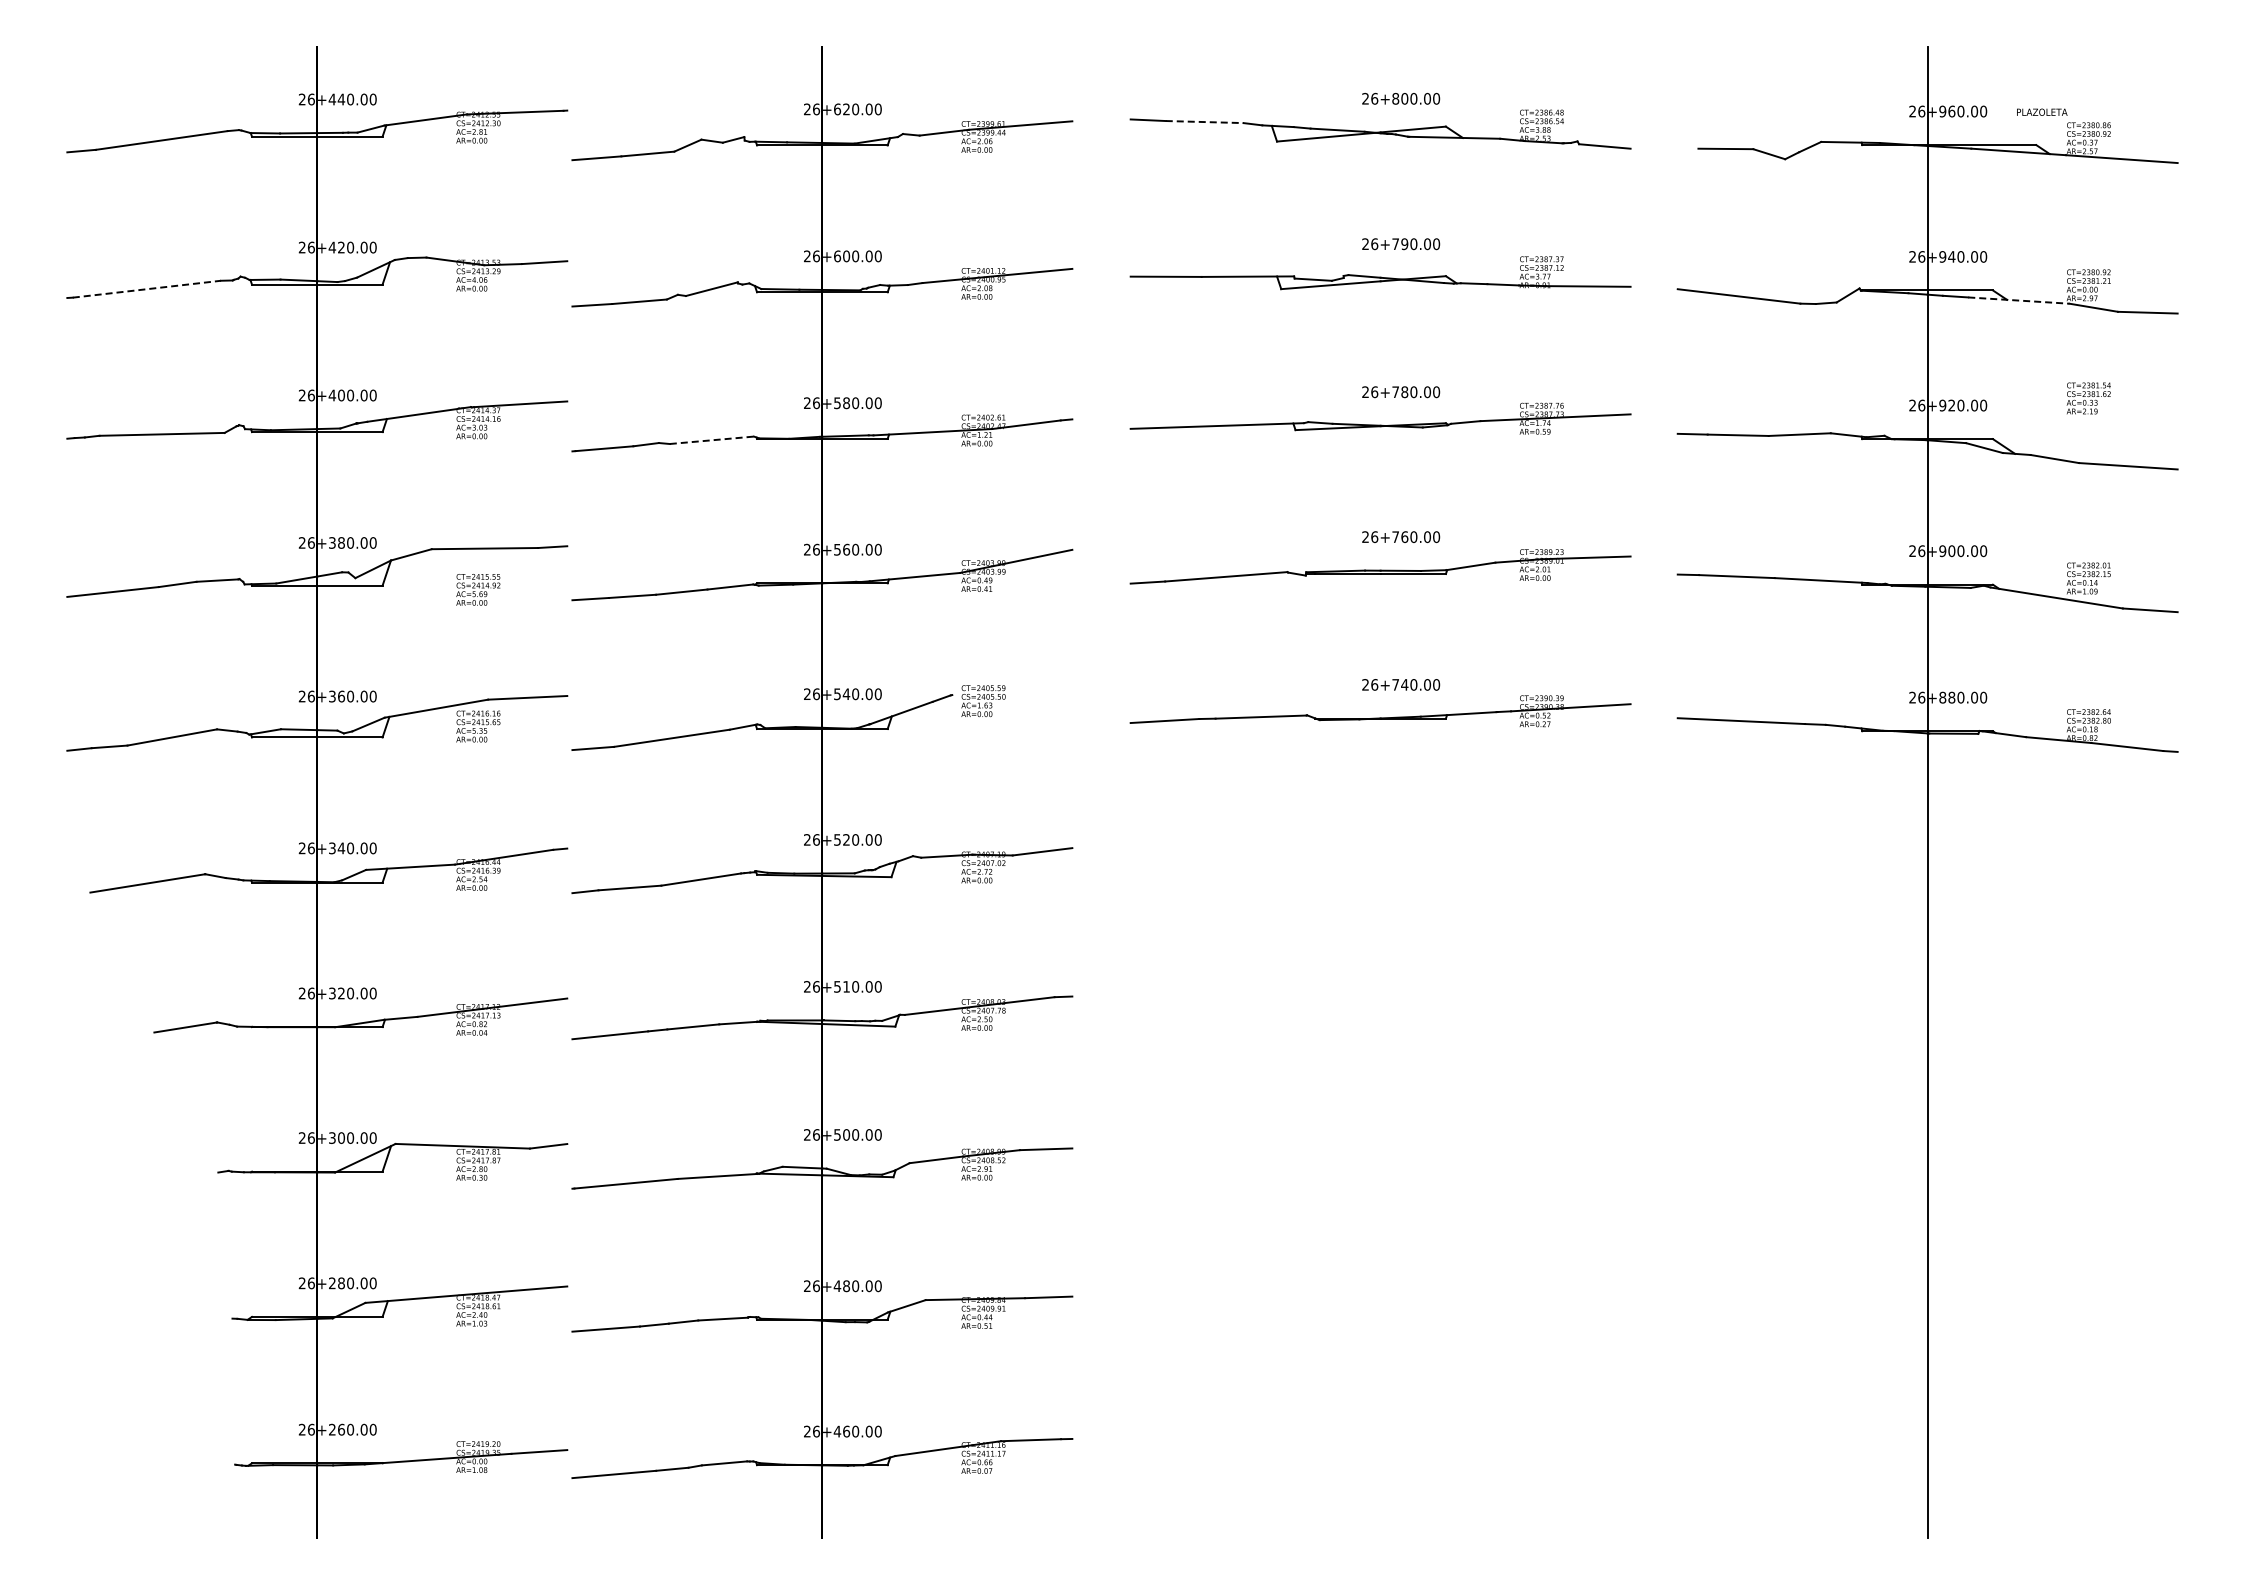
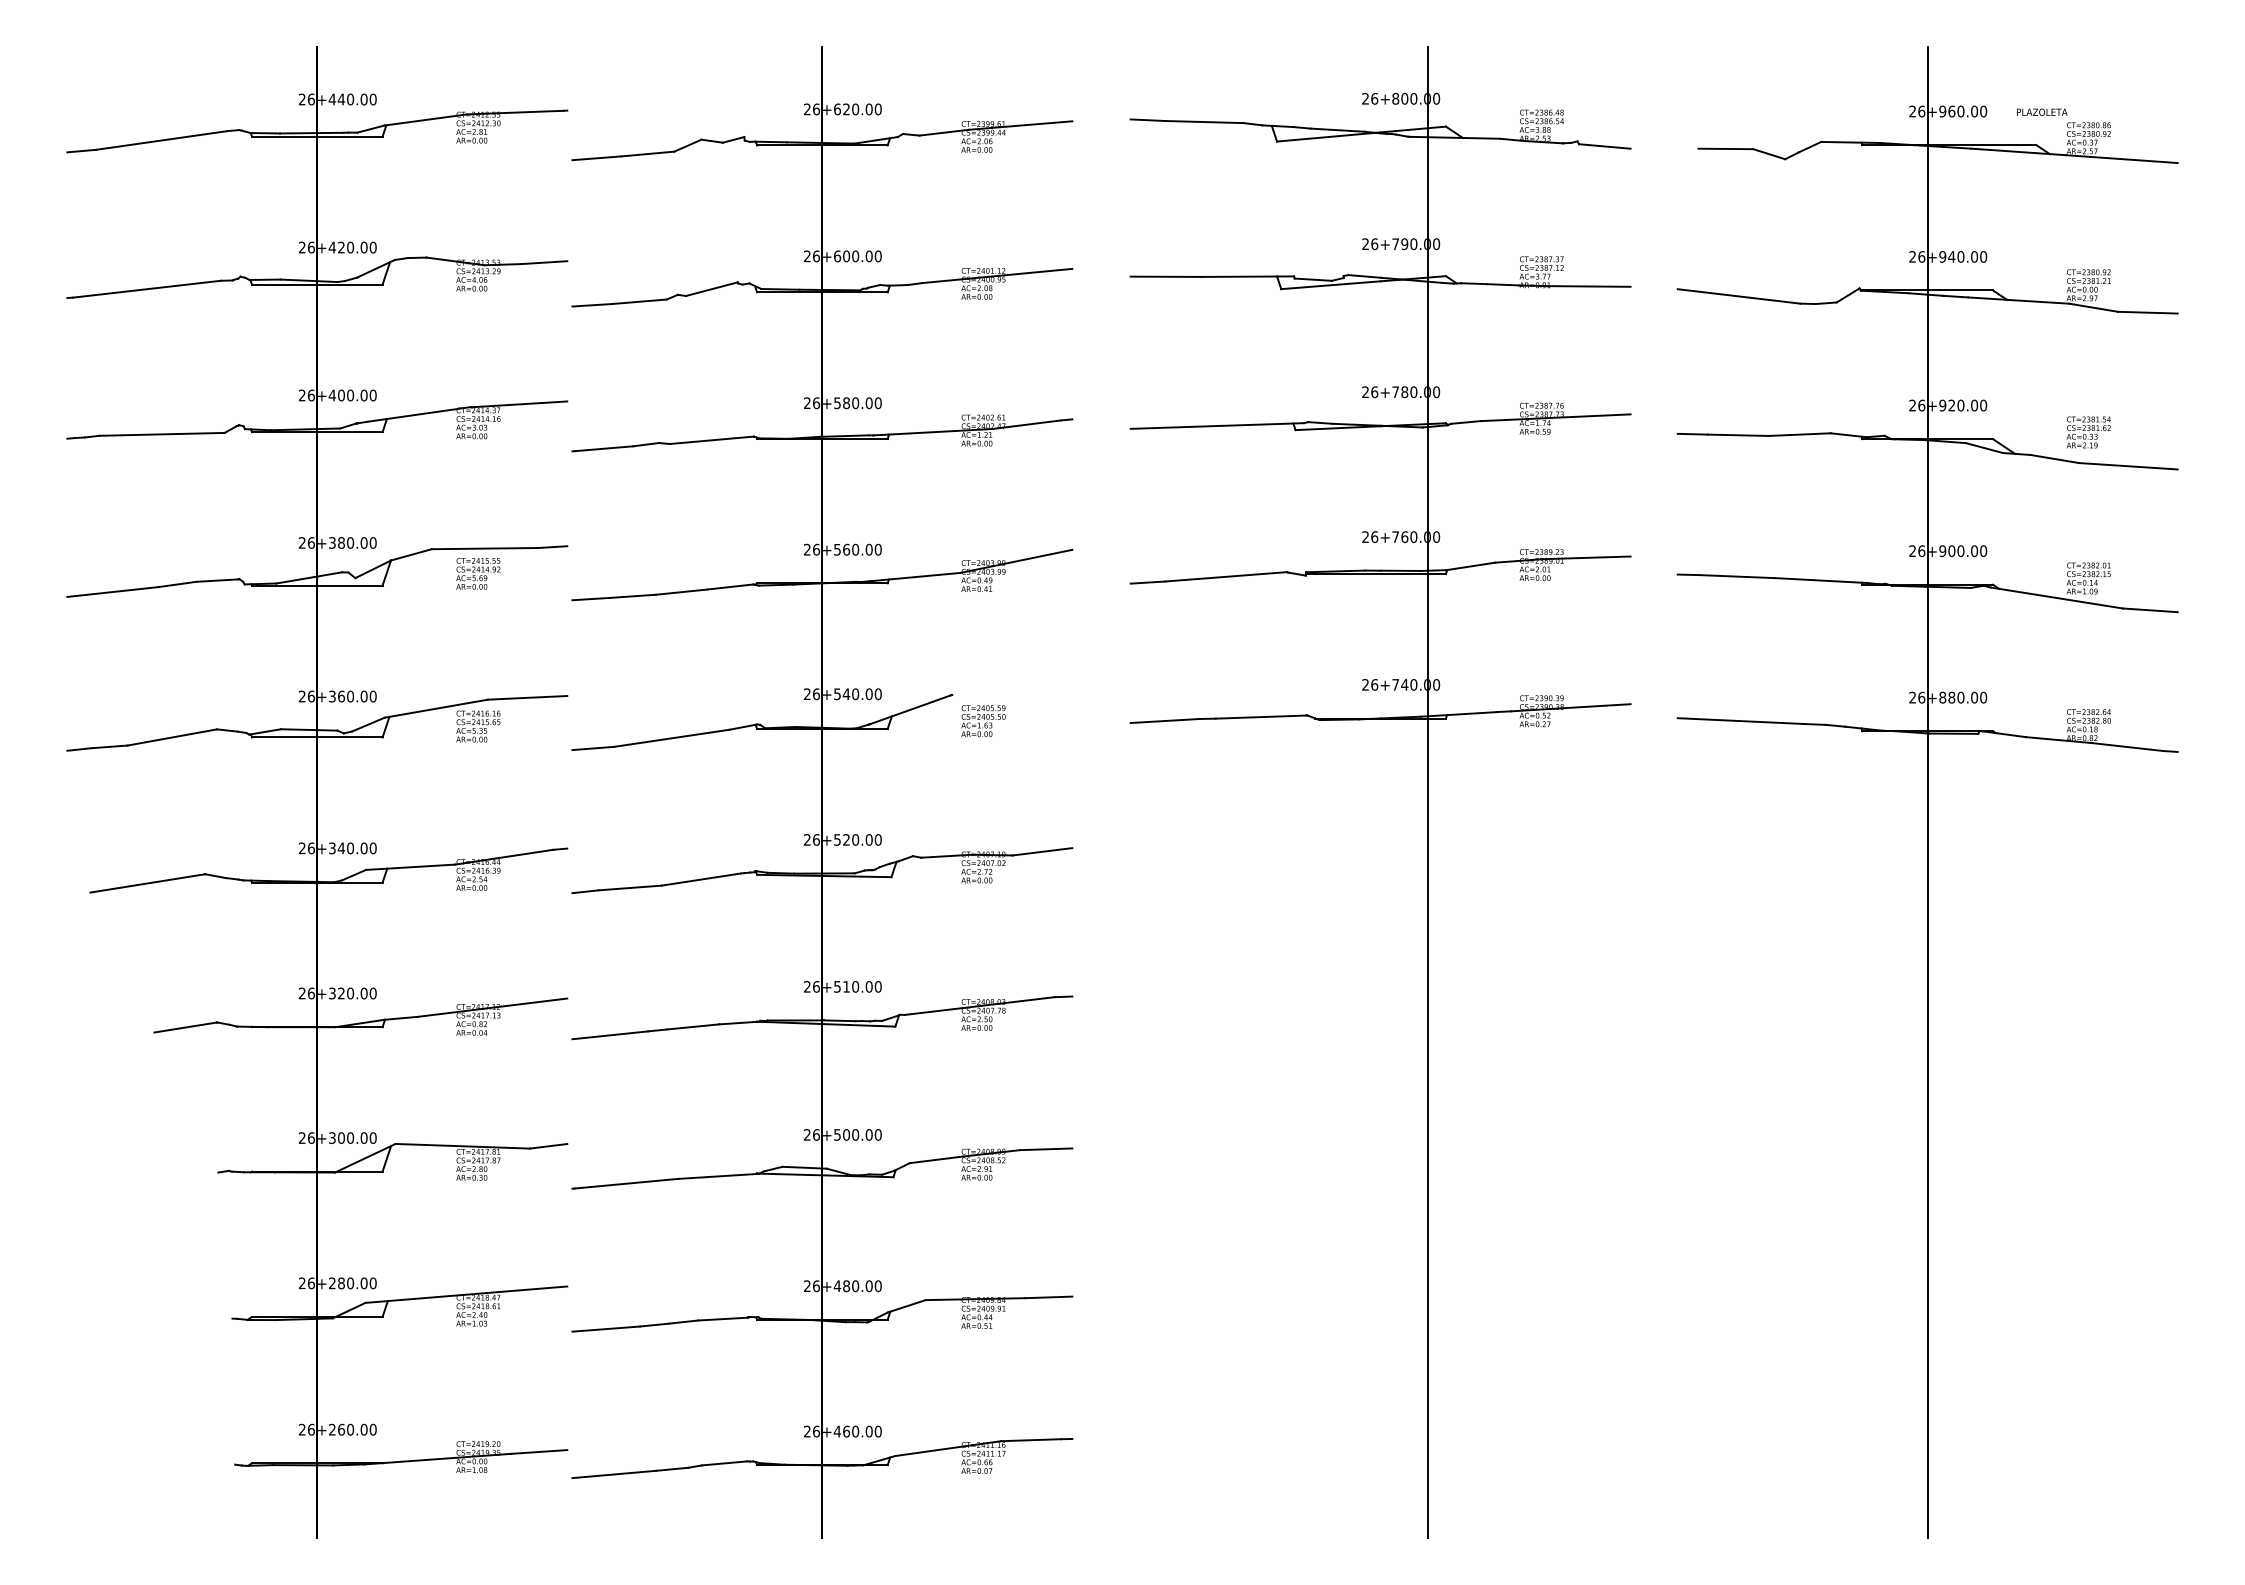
line: dashed -> solid (1204, 122)
line: dashed -> solid (146, 289)
line: dashed -> solid (2018, 300)
text position: (2088, 398) -> (2088, 432) (2088, 432)
line: dashed -> solid (712, 440)
text position: (478, 589) -> (478, 573) (478, 573)
text position: (983, 701) -> (983, 721) (983, 721)
line: none -> present (1428, 792)
